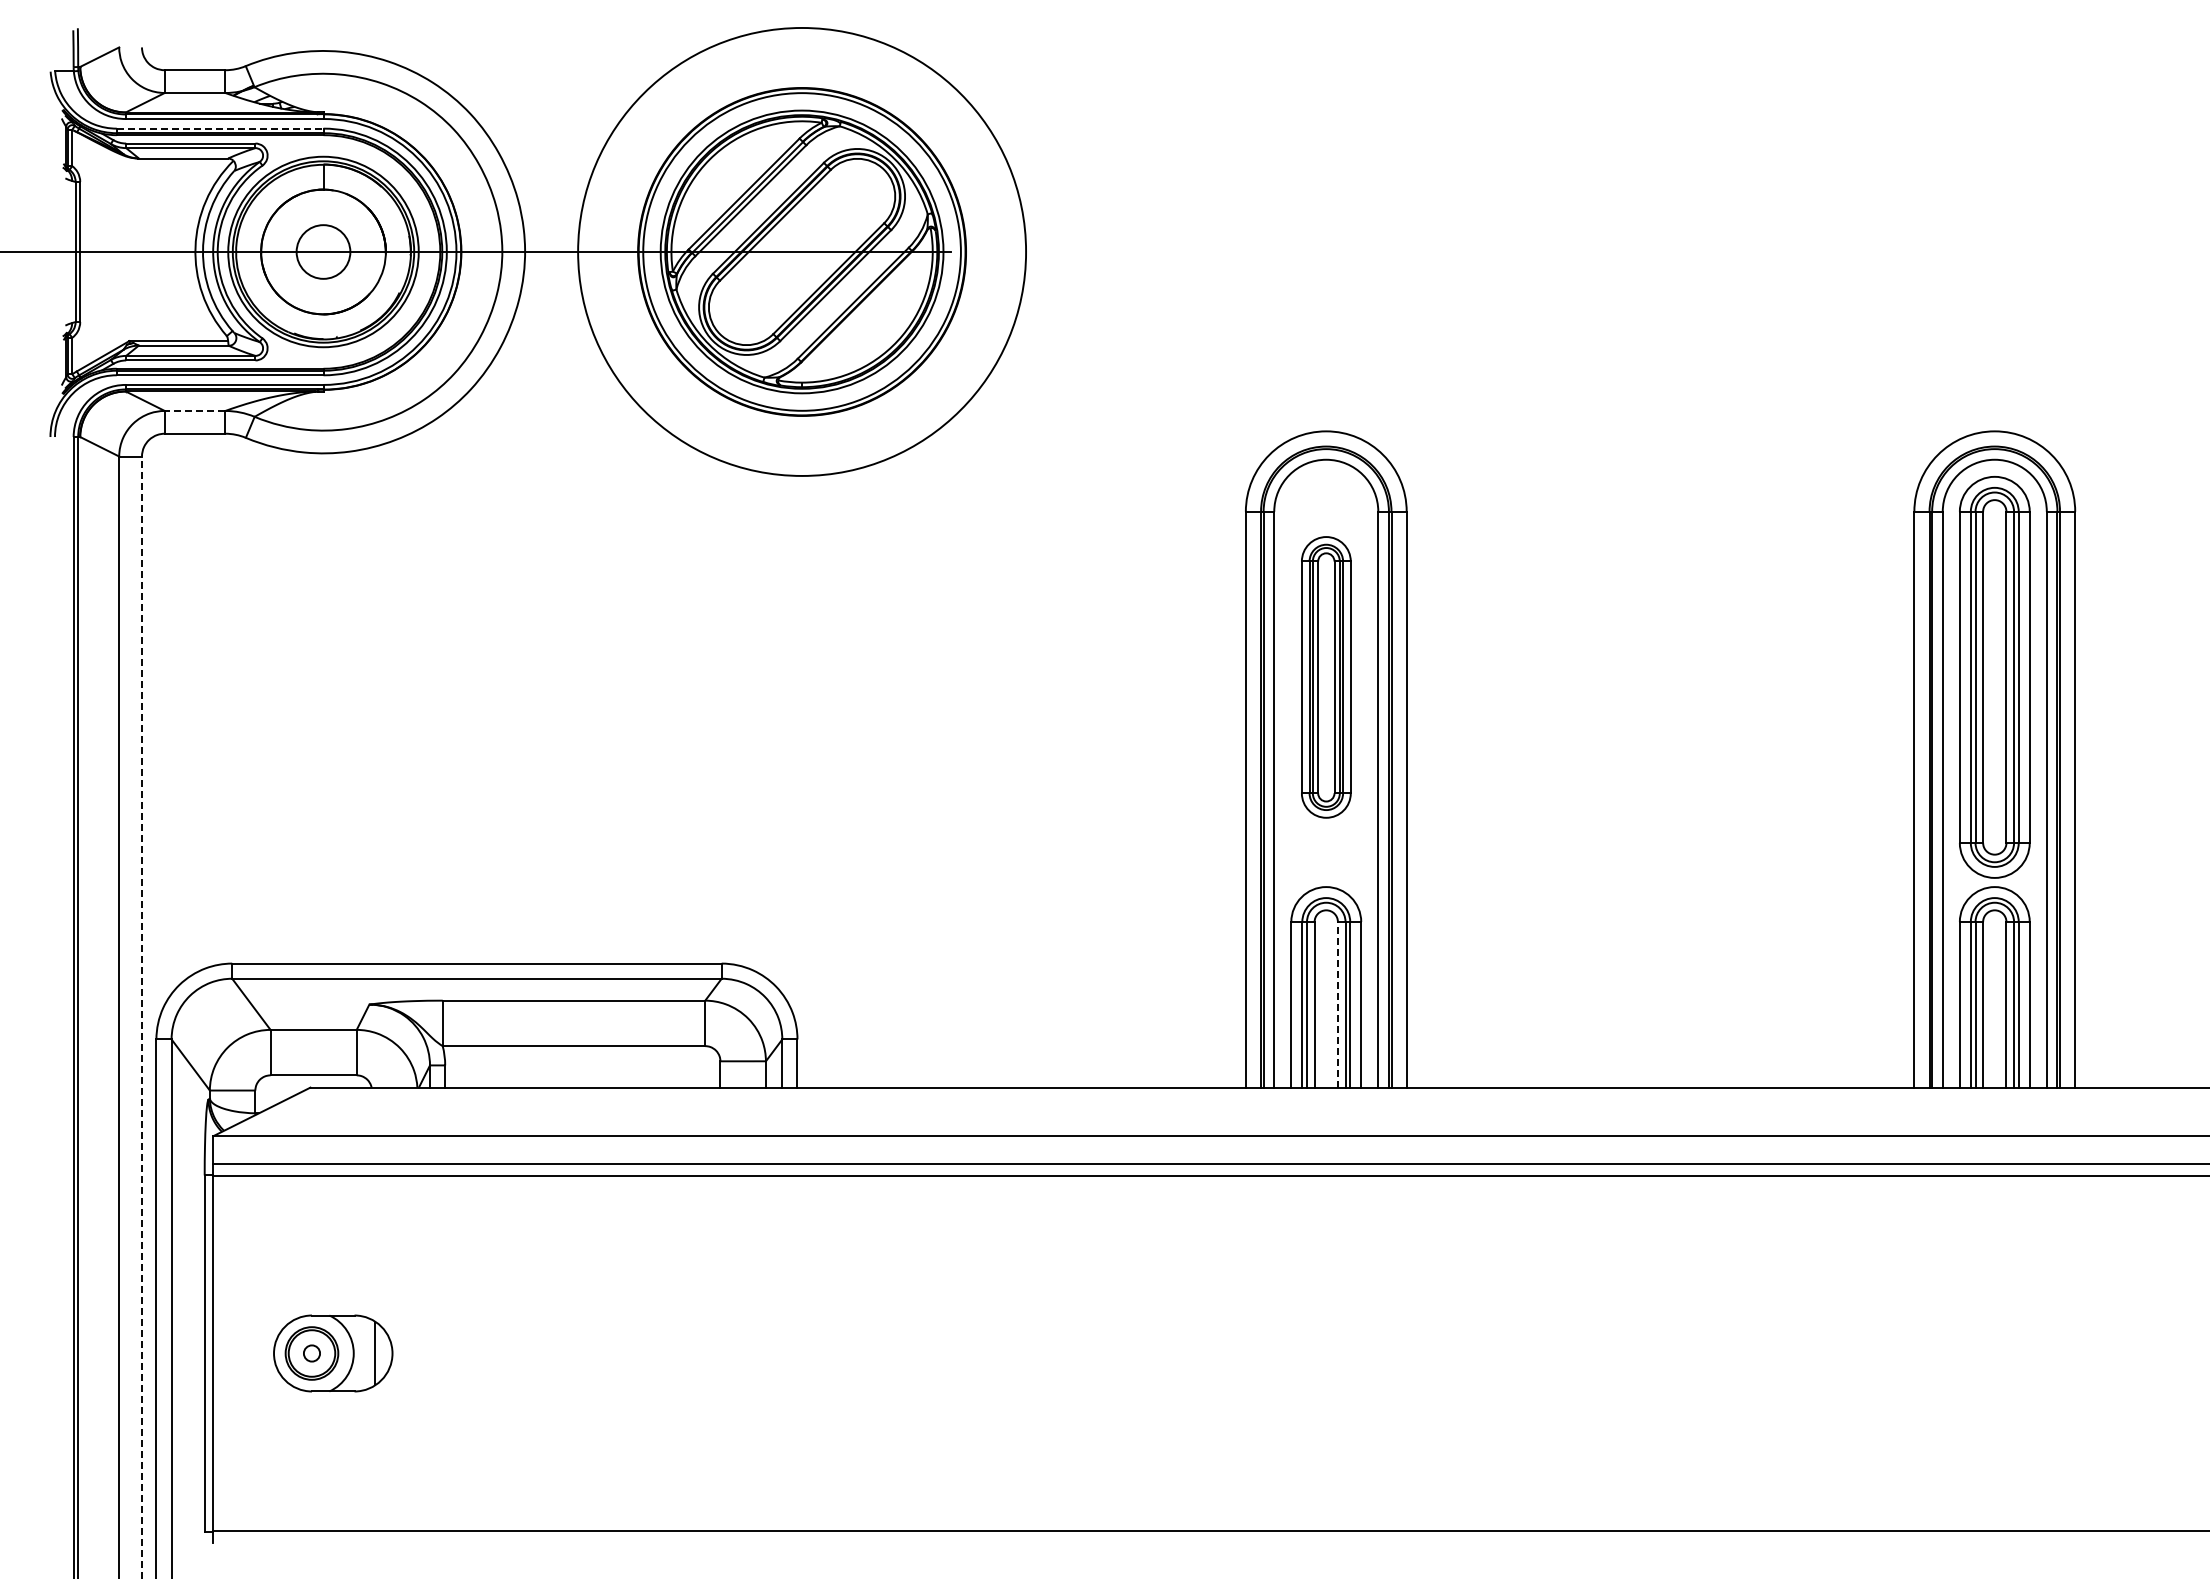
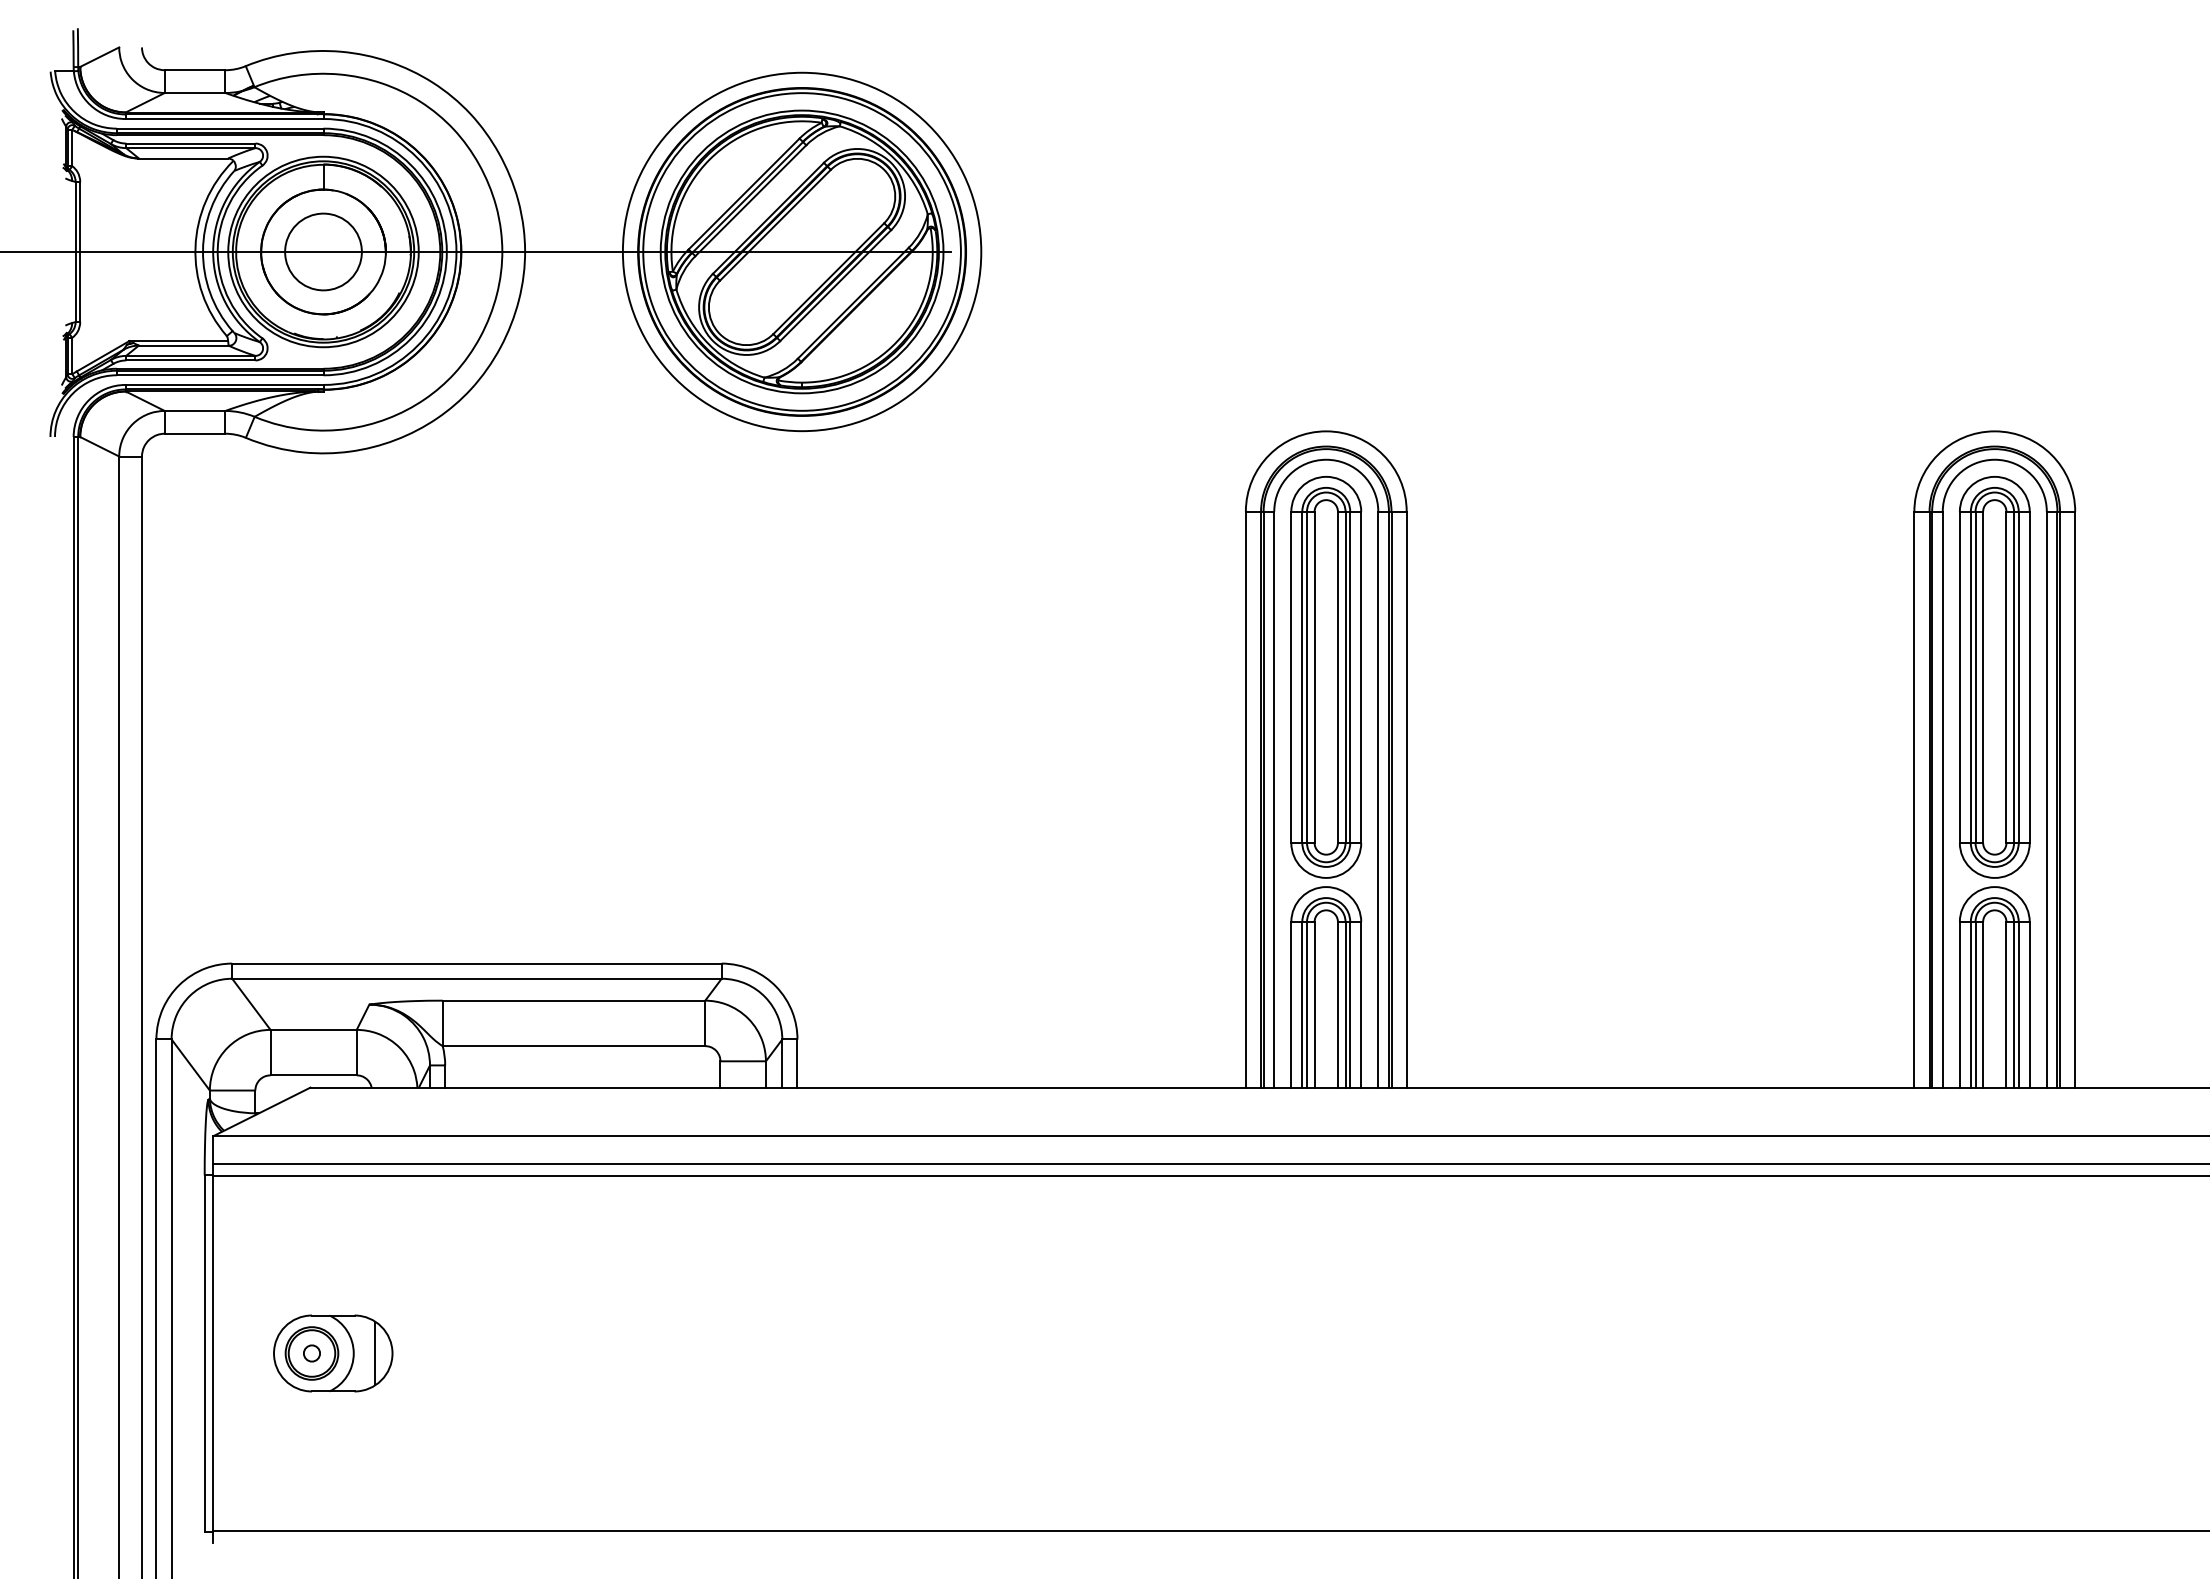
line: dashed -> solid (220, 128)
circle diameter: 54 px -> 77 px (323, 251)
circle diameter: 448 px -> 358 px (801, 251)
line: dashed -> solid (194, 410)
part size: 51x283 px -> 73x403 px (1326, 677)
line: dashed -> solid (1337, 1004)
line: dashed -> solid (141, 1017)
